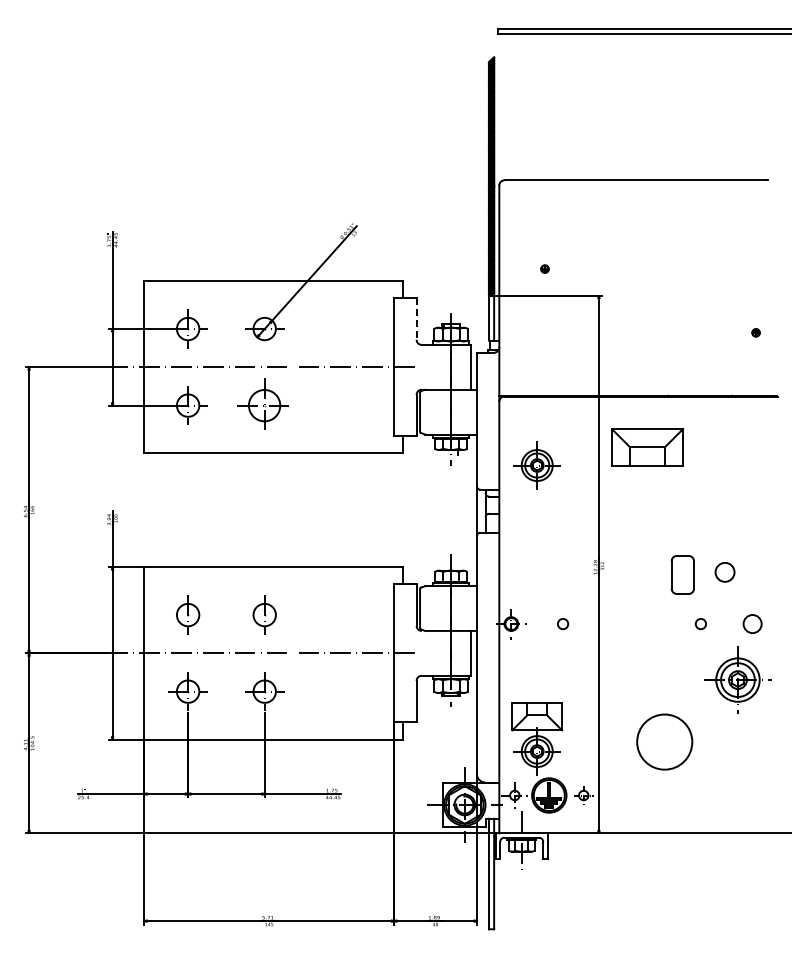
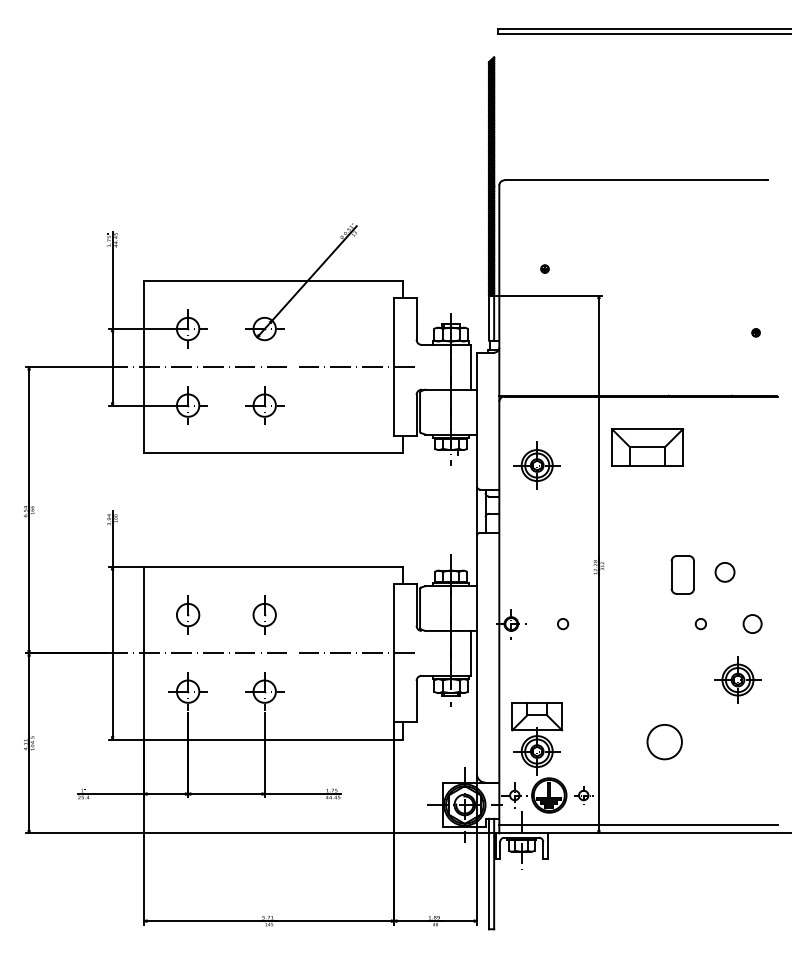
line: dashed -> solid (416, 319)
part size: 52x52 px -> 40x39 px (264, 405)
part size: 68x68 px -> 48x48 px (737, 679)
circle diameter: 55 px -> 34 px (664, 741)
line: none -> present (638, 824)
